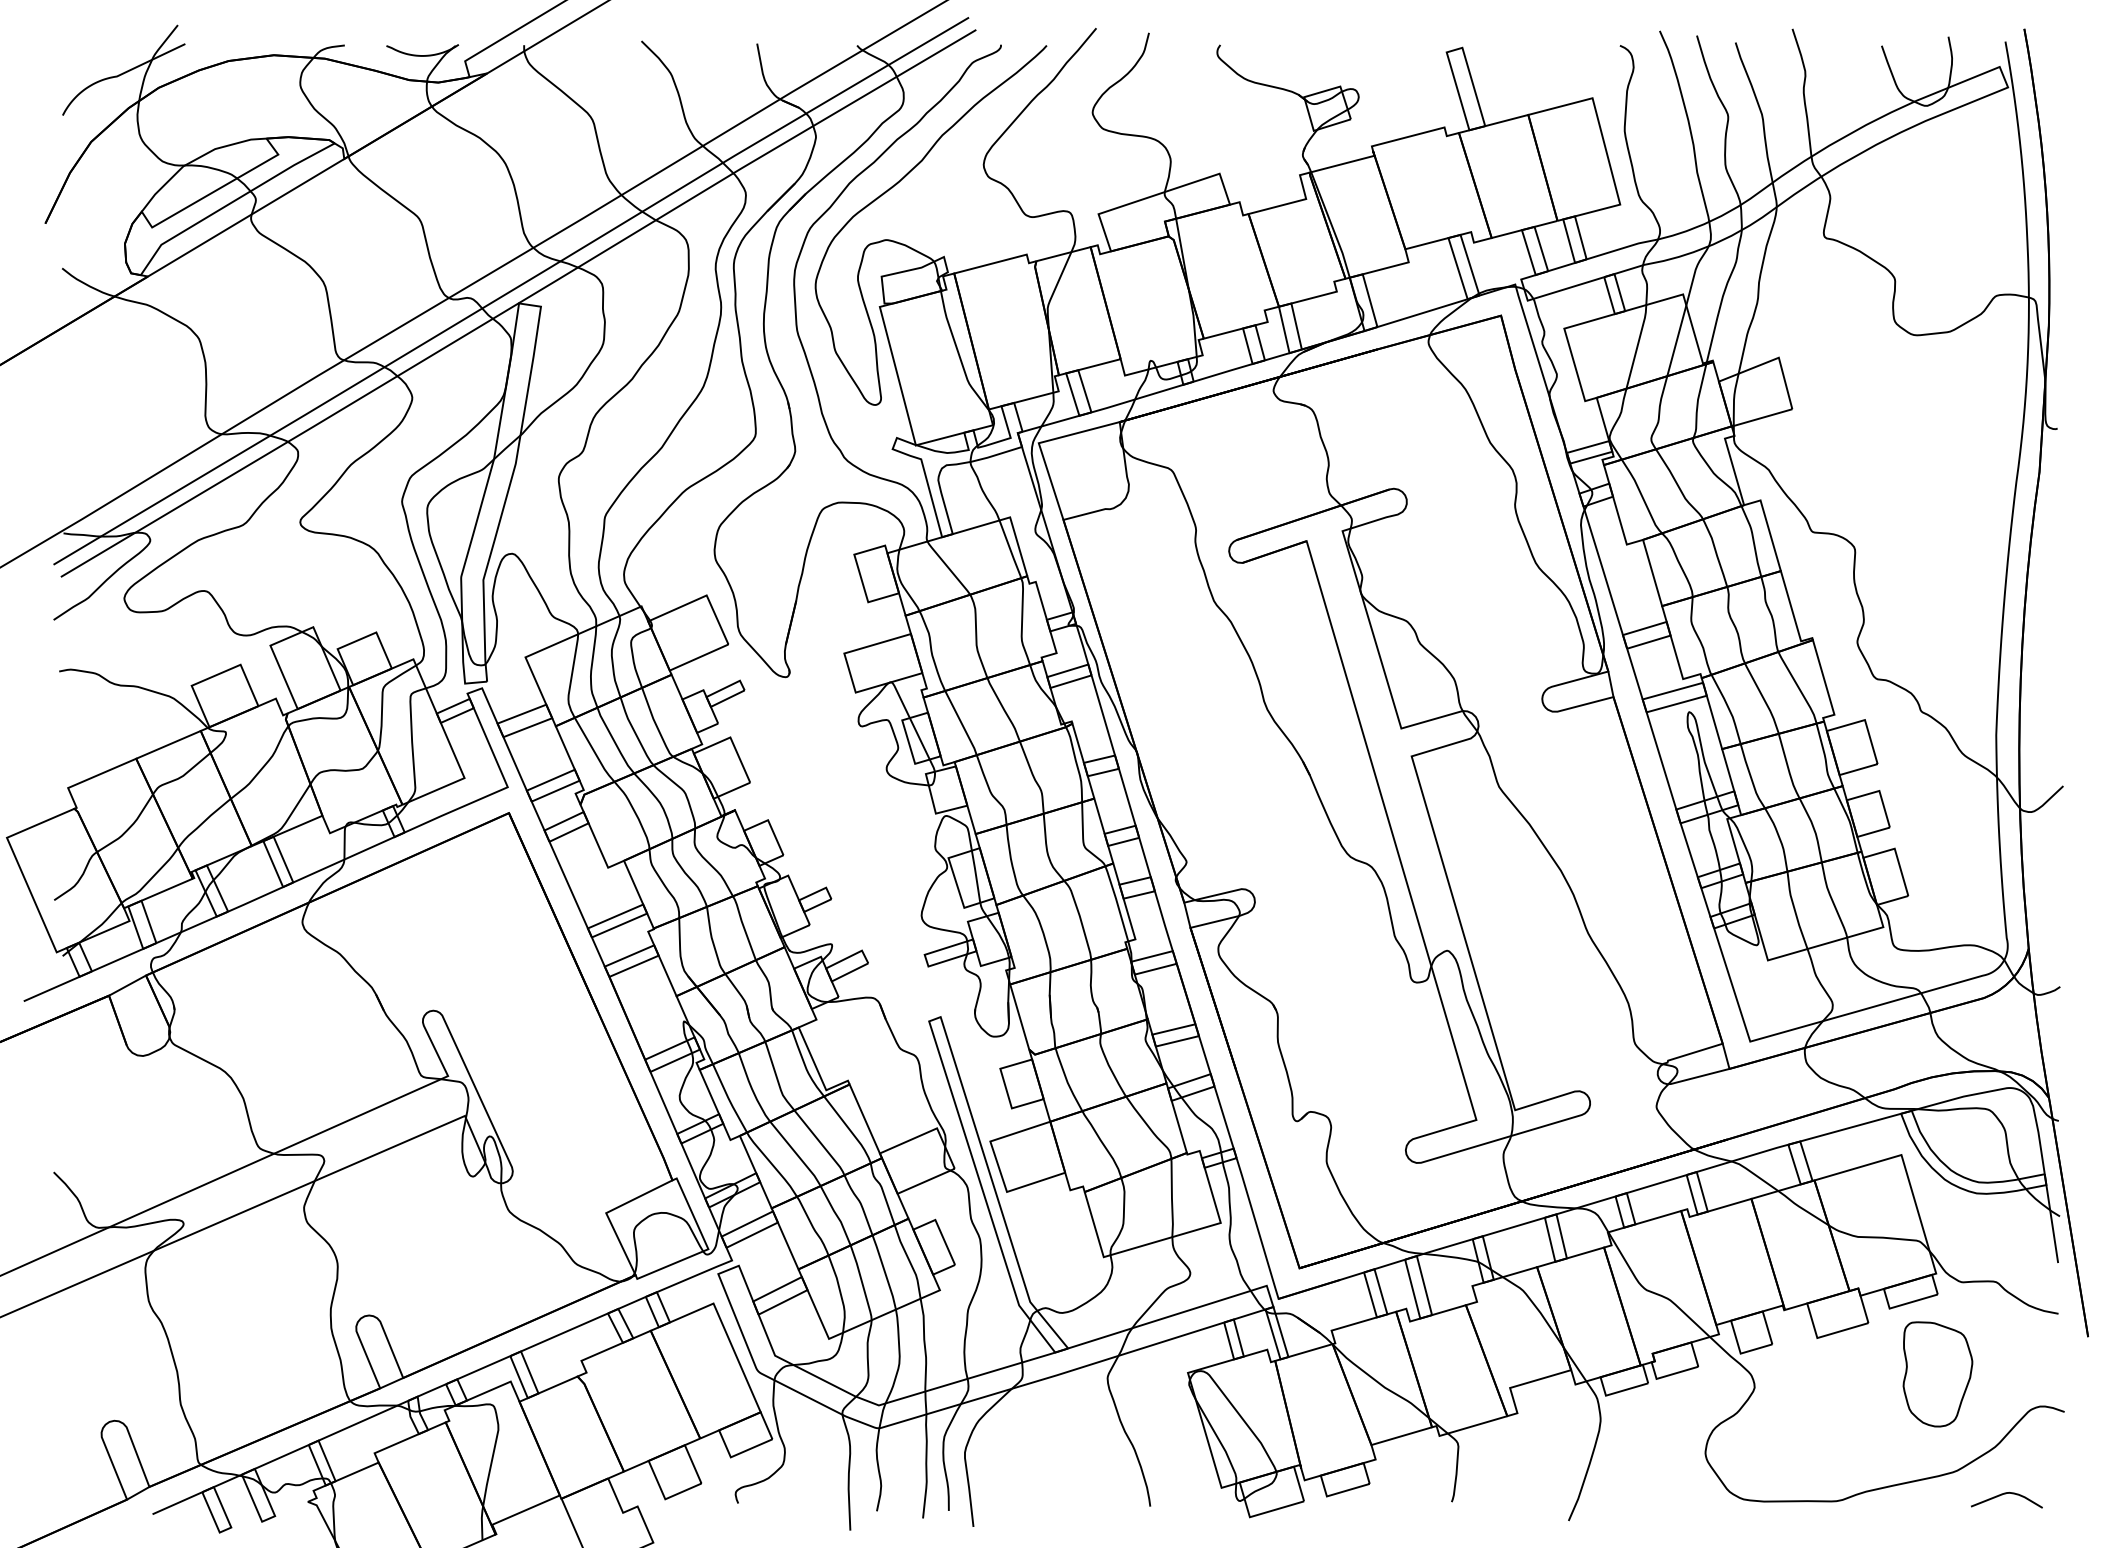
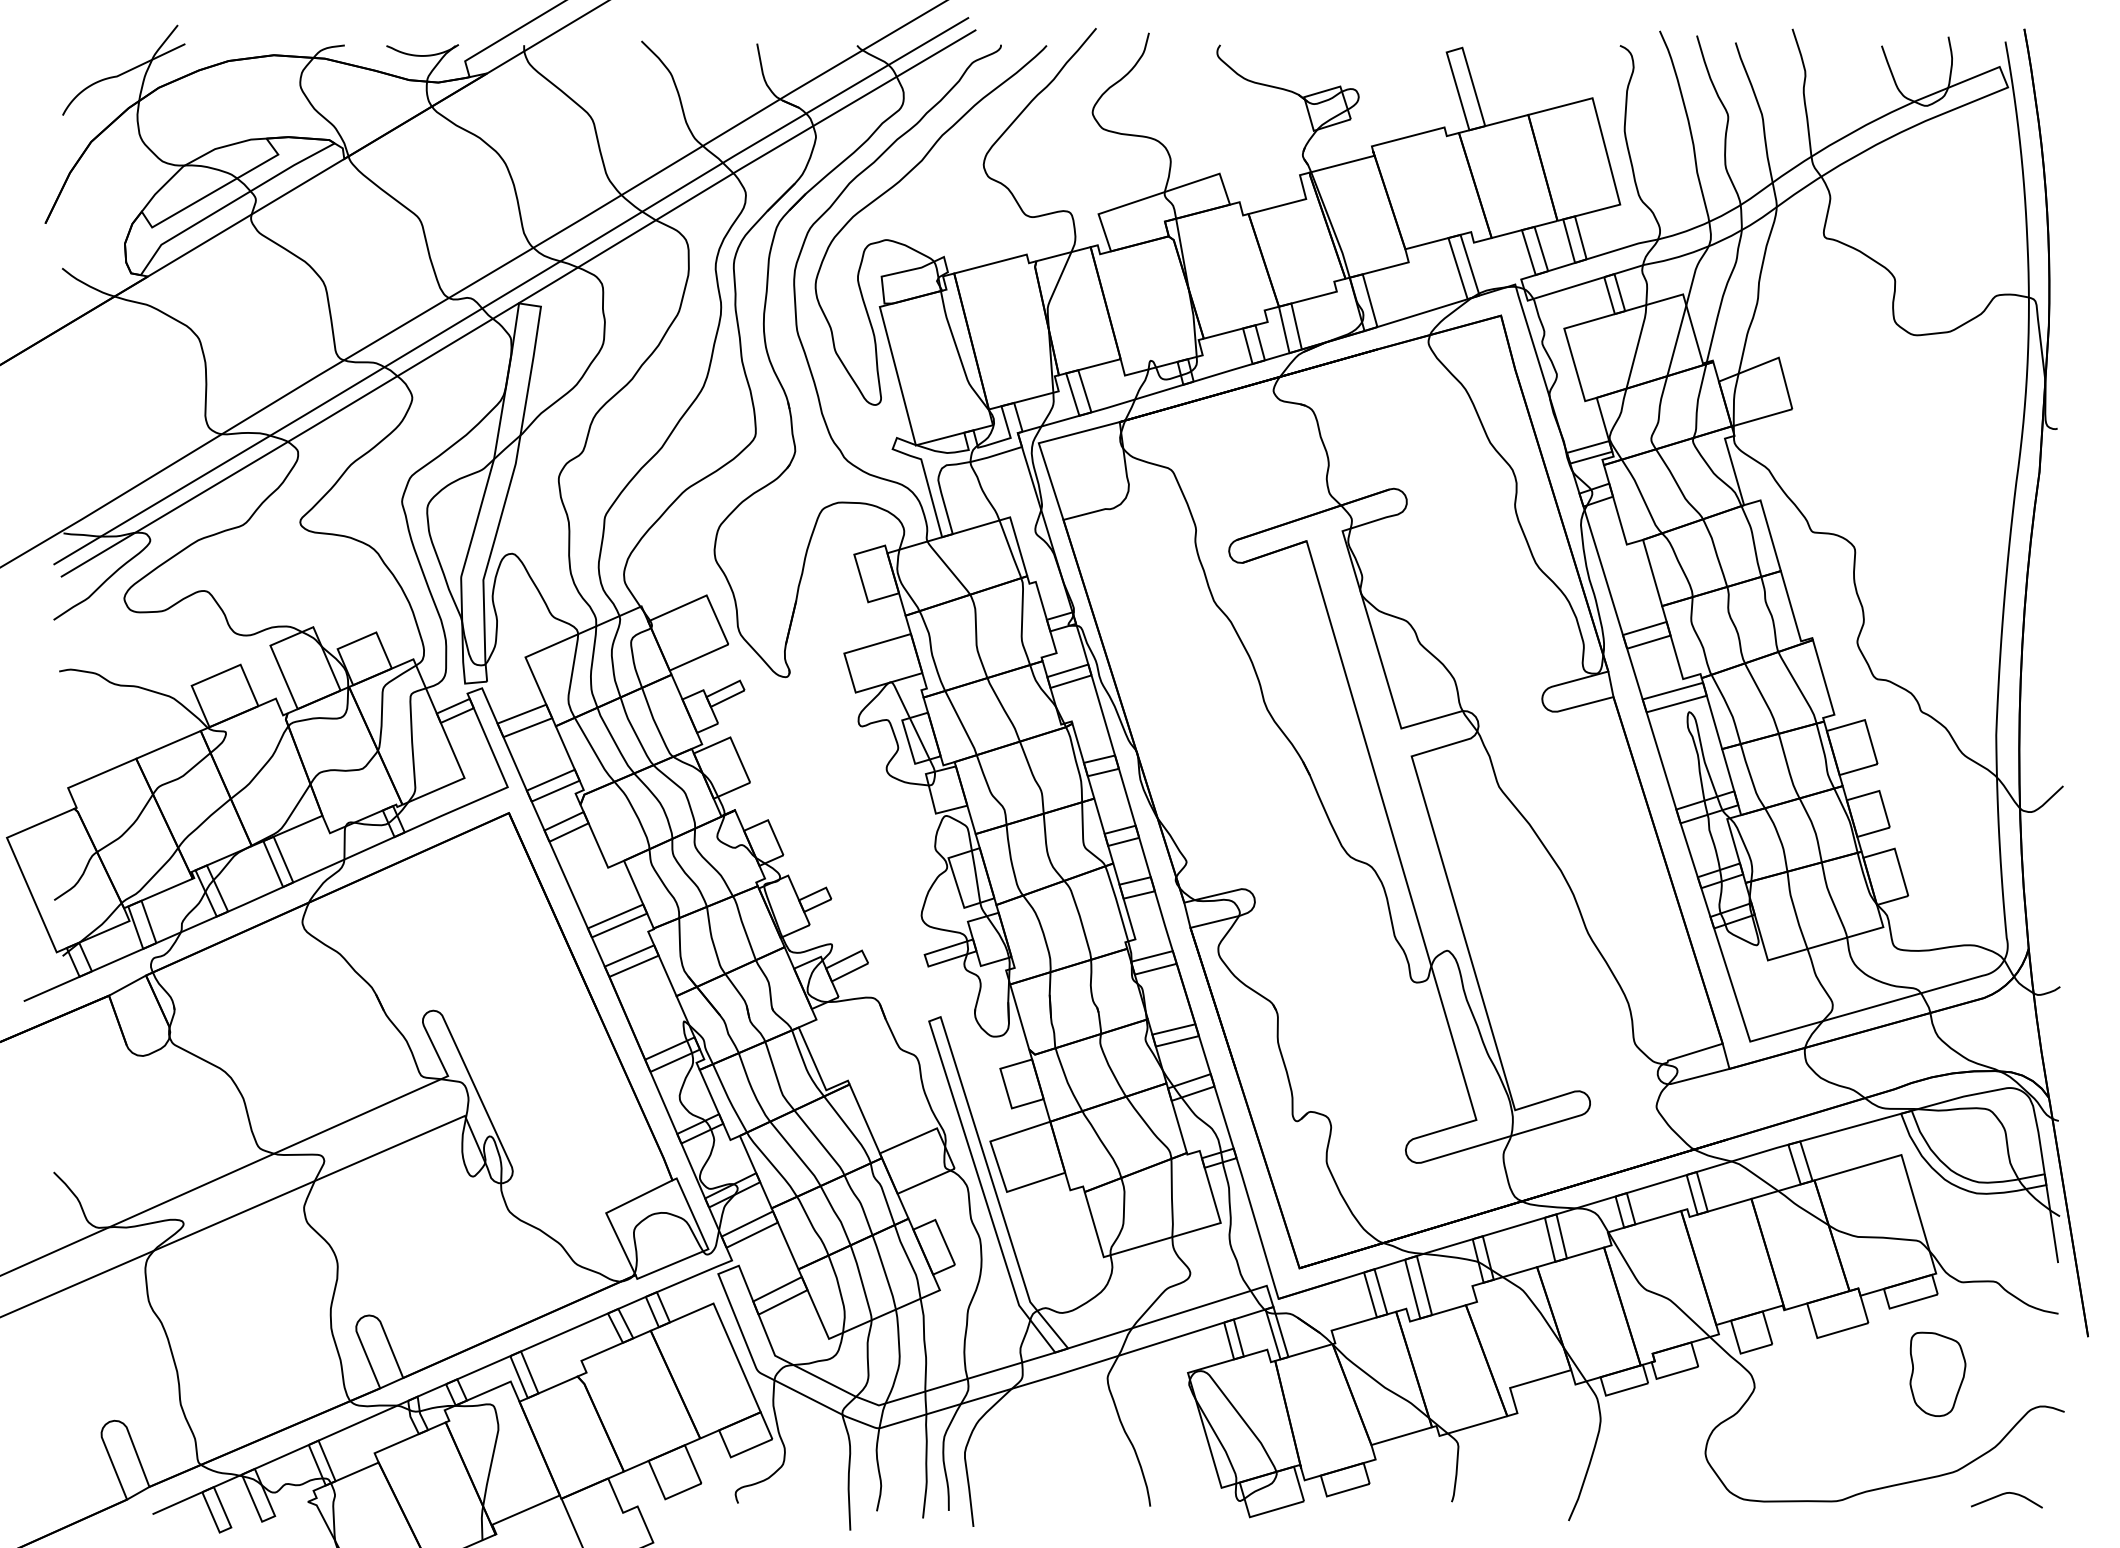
part size: 72x107 px -> 58x86 px (1937, 1373)
